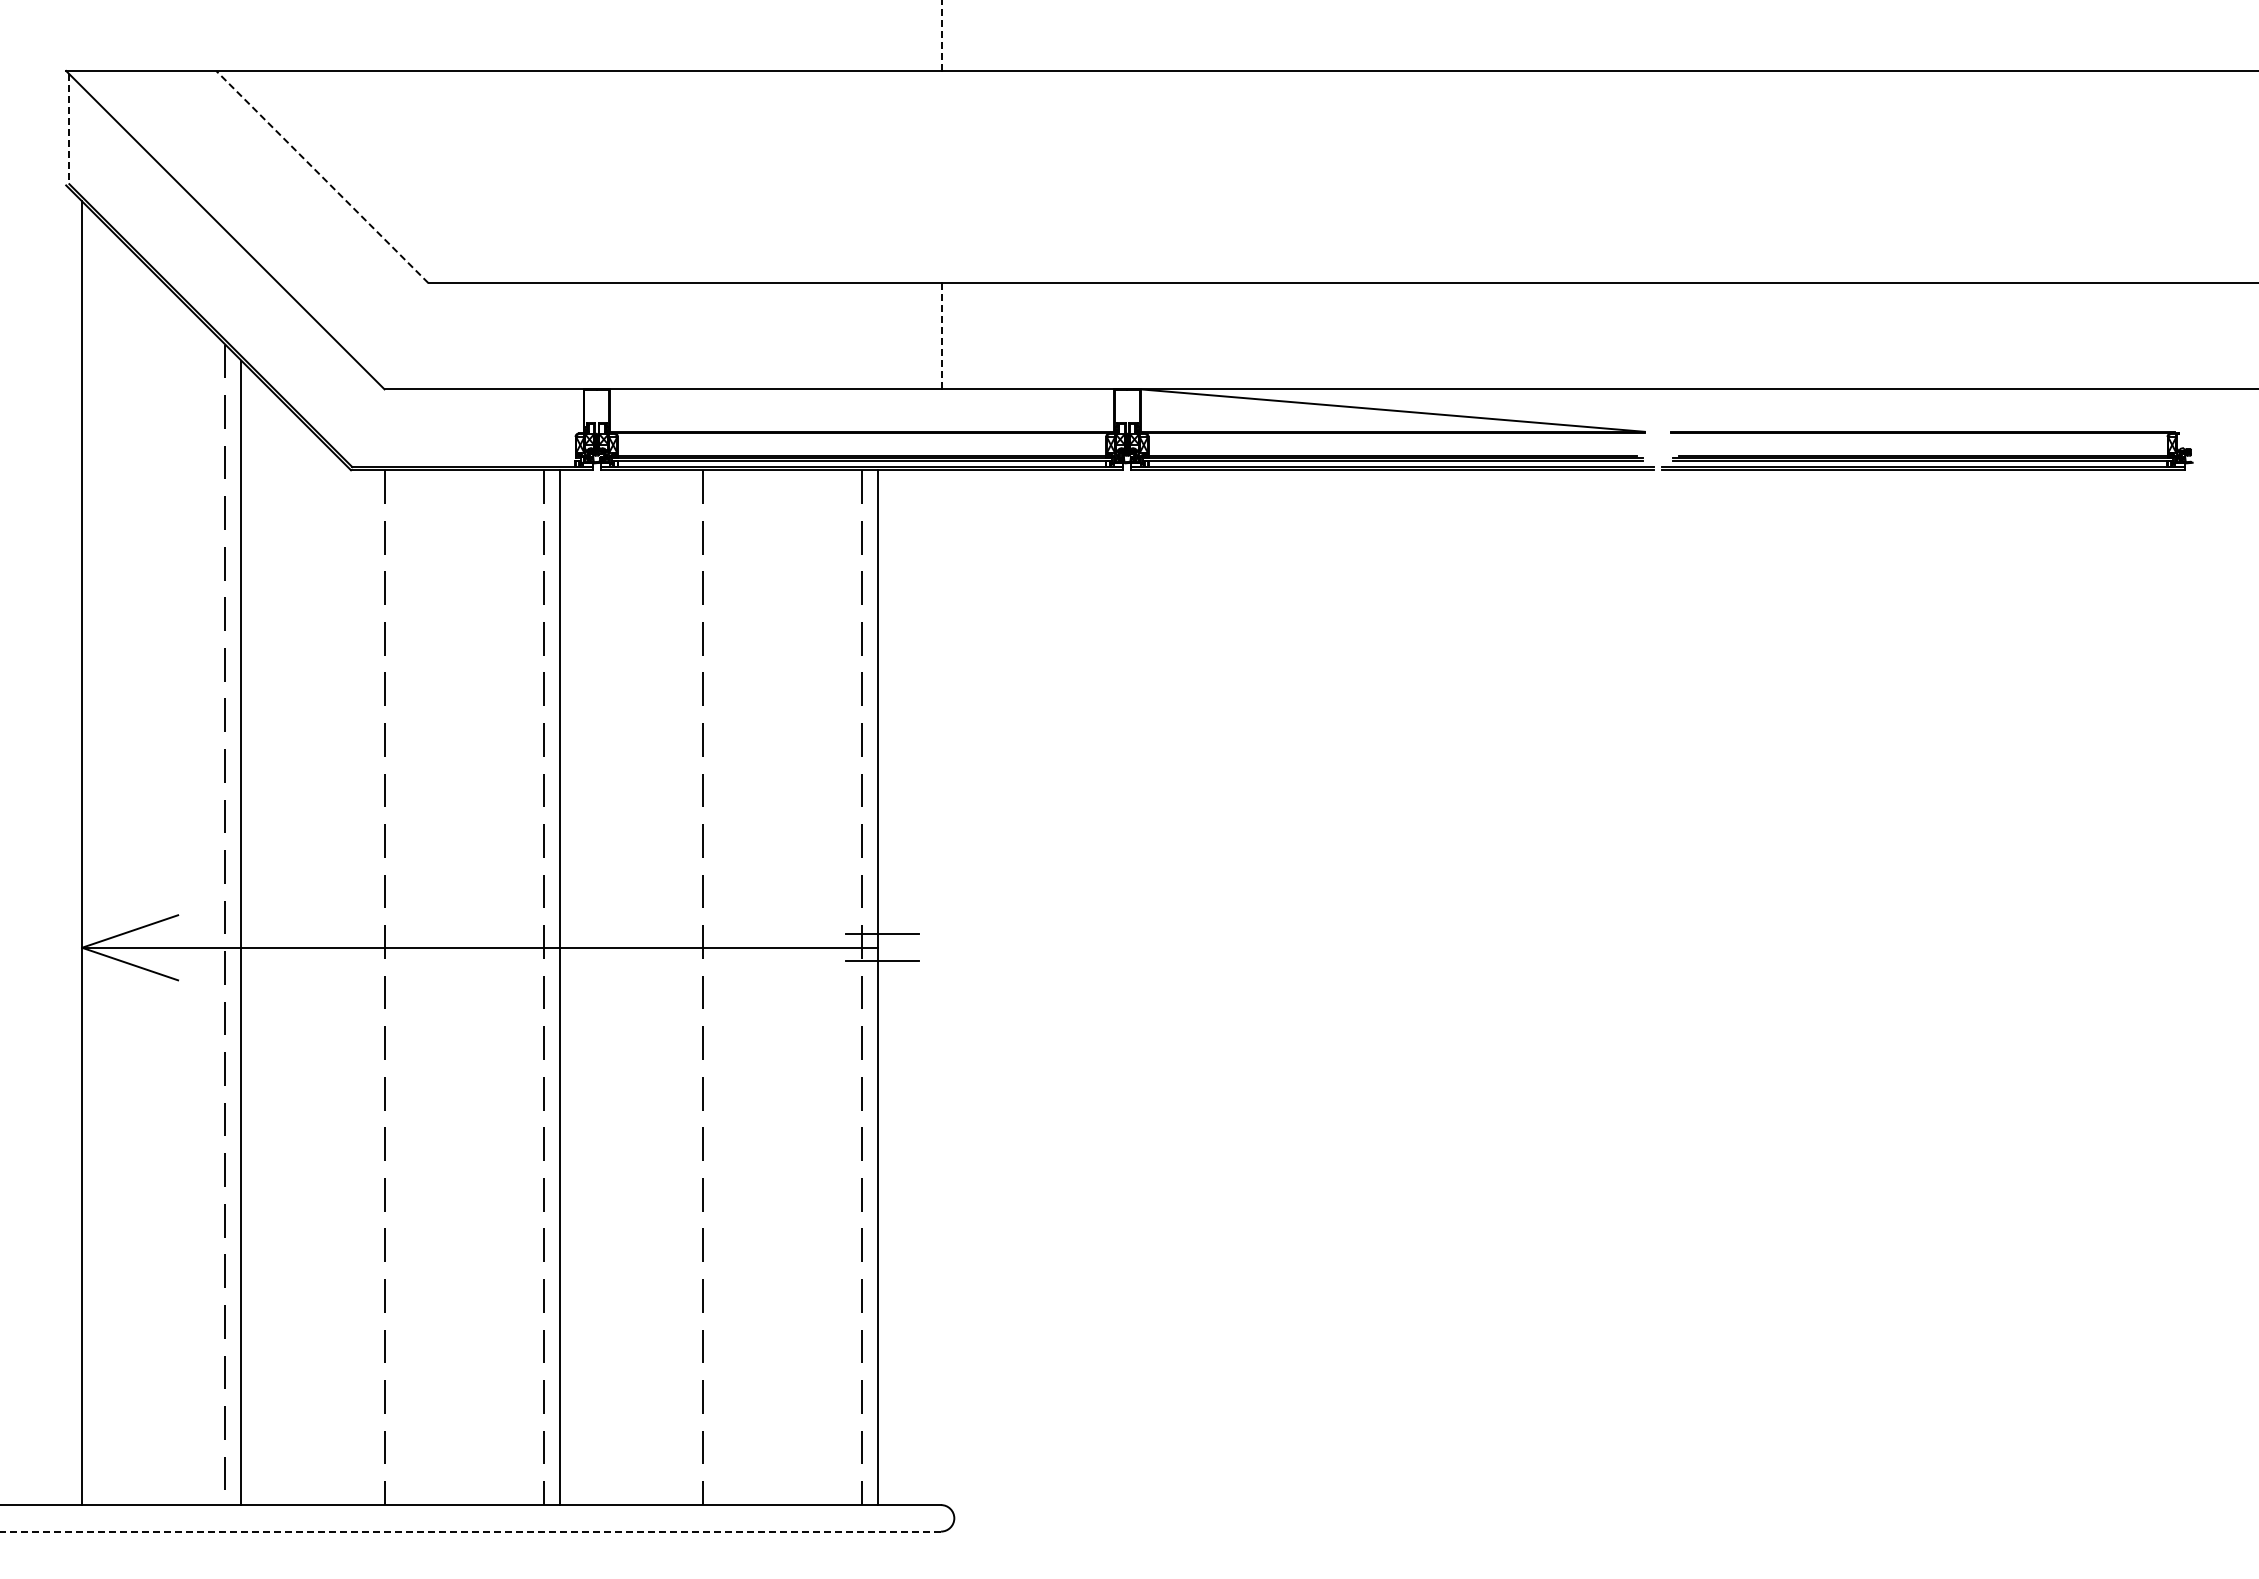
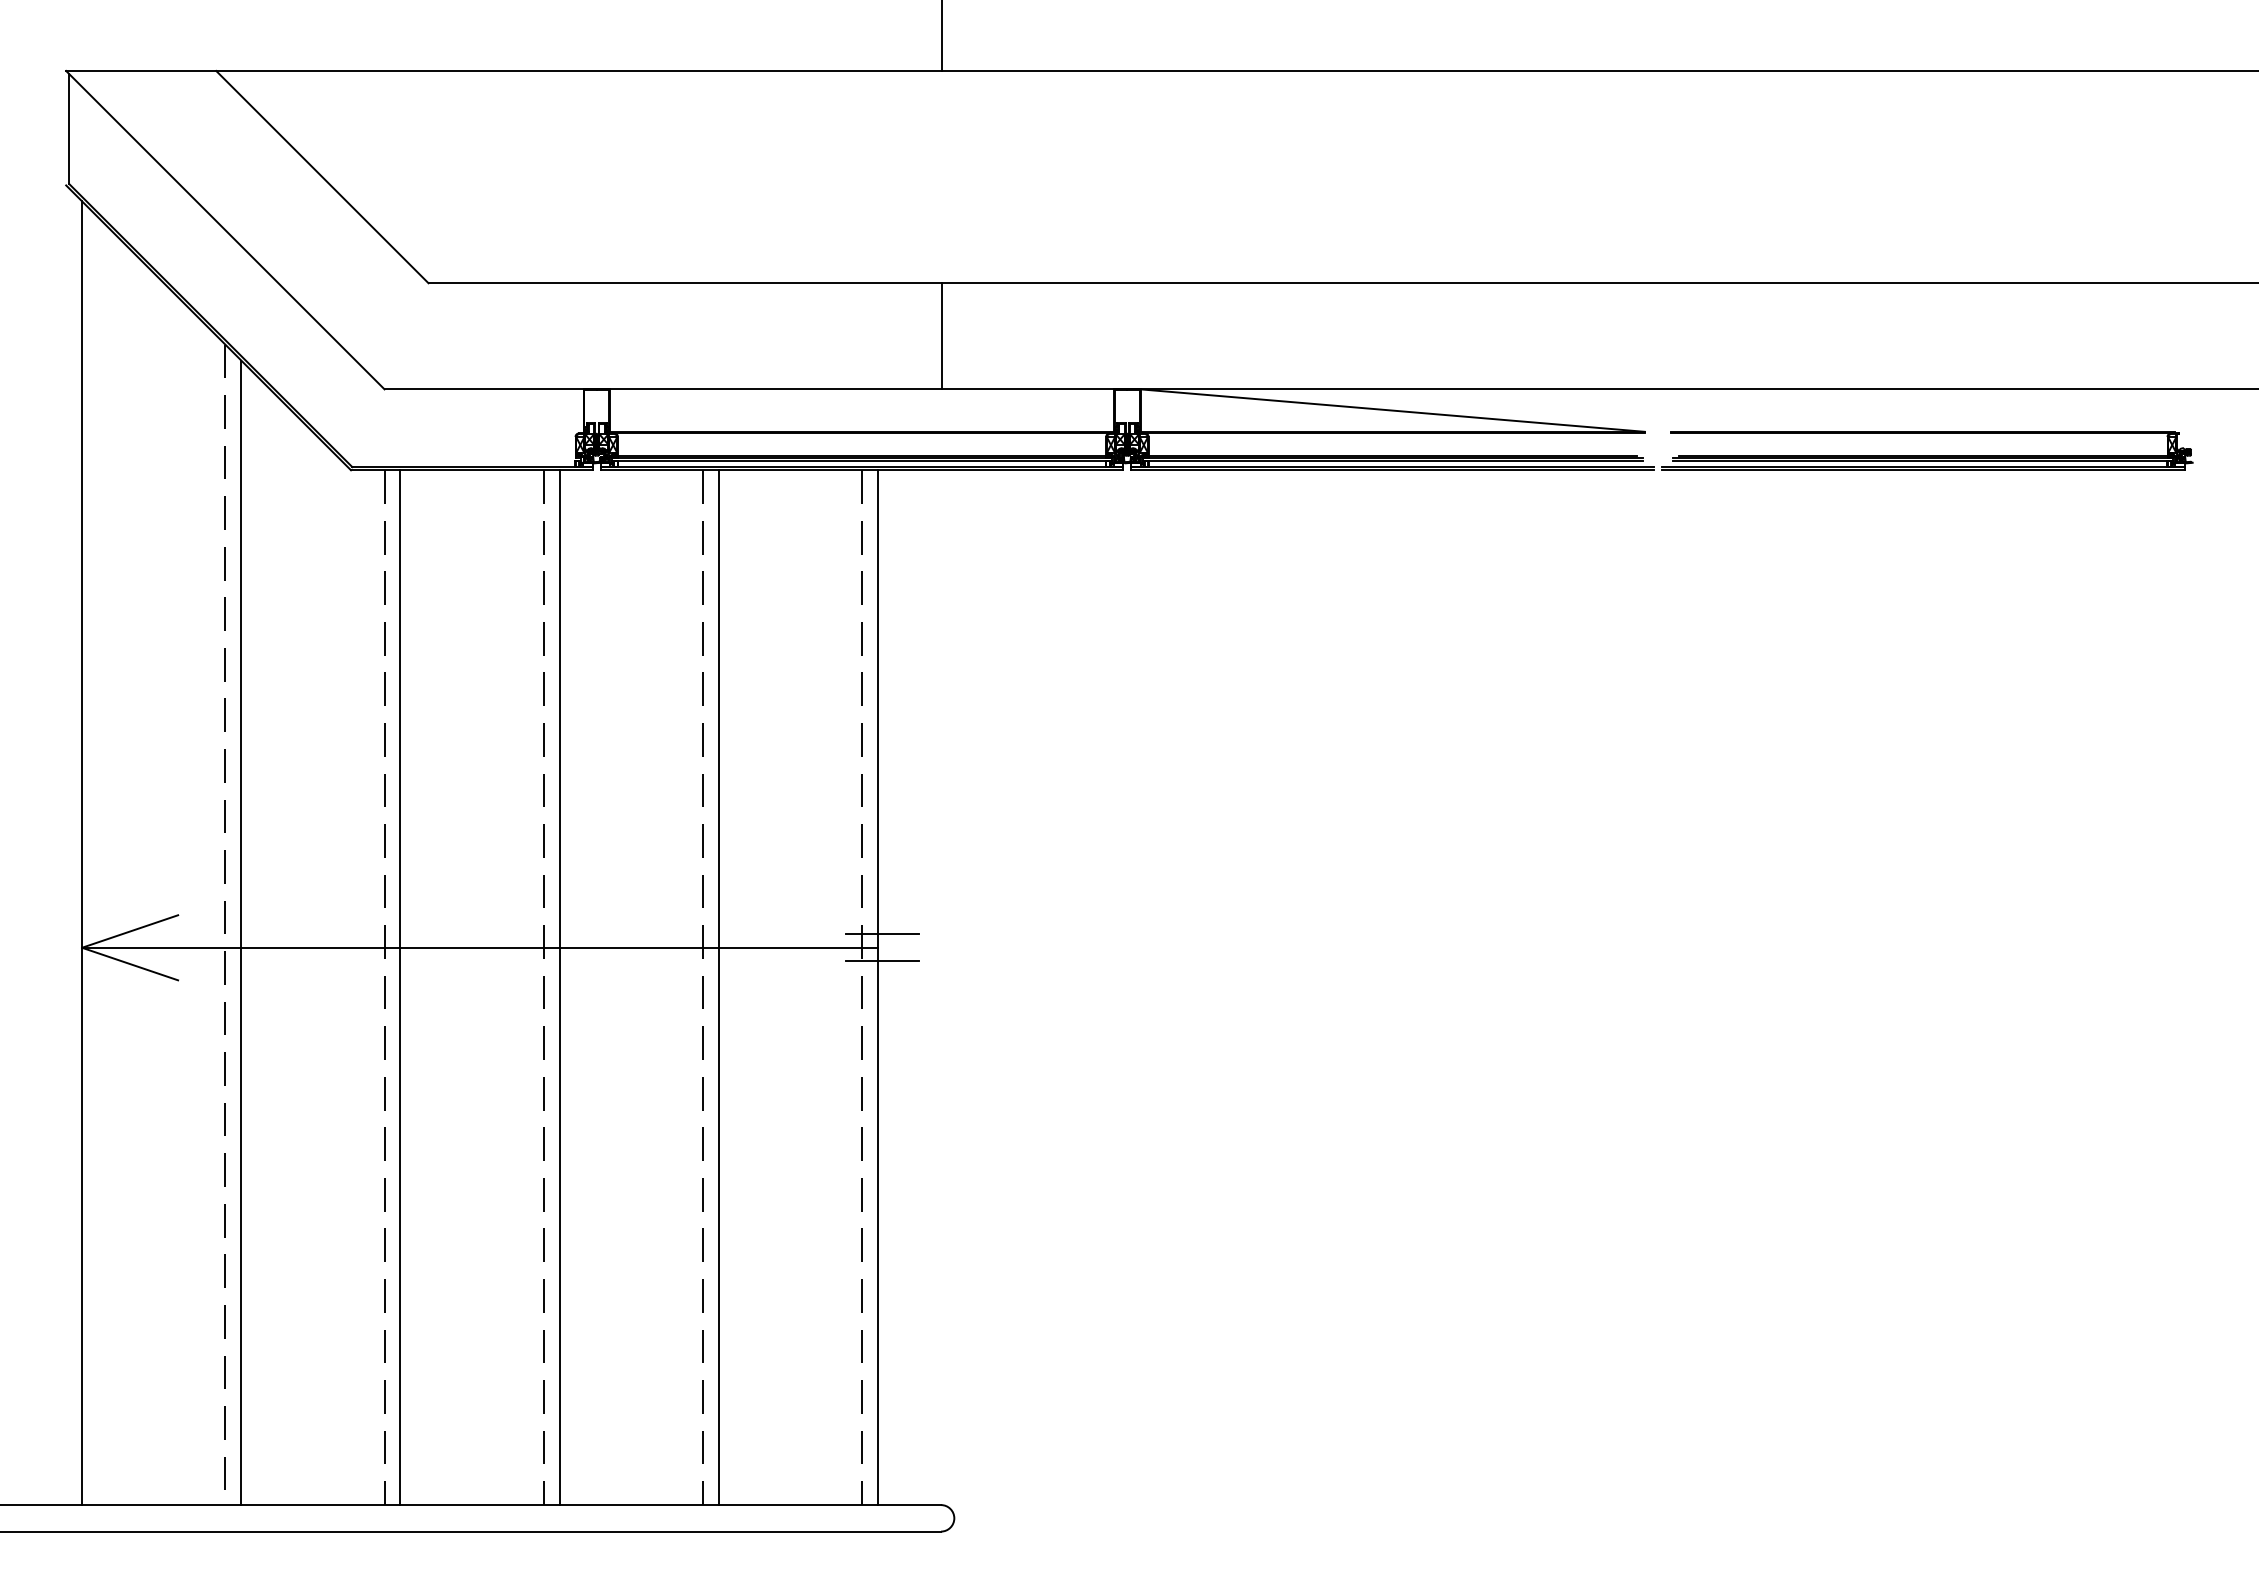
line: dashed -> solid (941, 36)
line: dashed -> solid (69, 129)
line: dashed -> solid (322, 176)
line: dashed -> solid (941, 336)
line: none -> present (400, 987)
line: none -> present (718, 987)
line: dashed -> solid (470, 1531)
